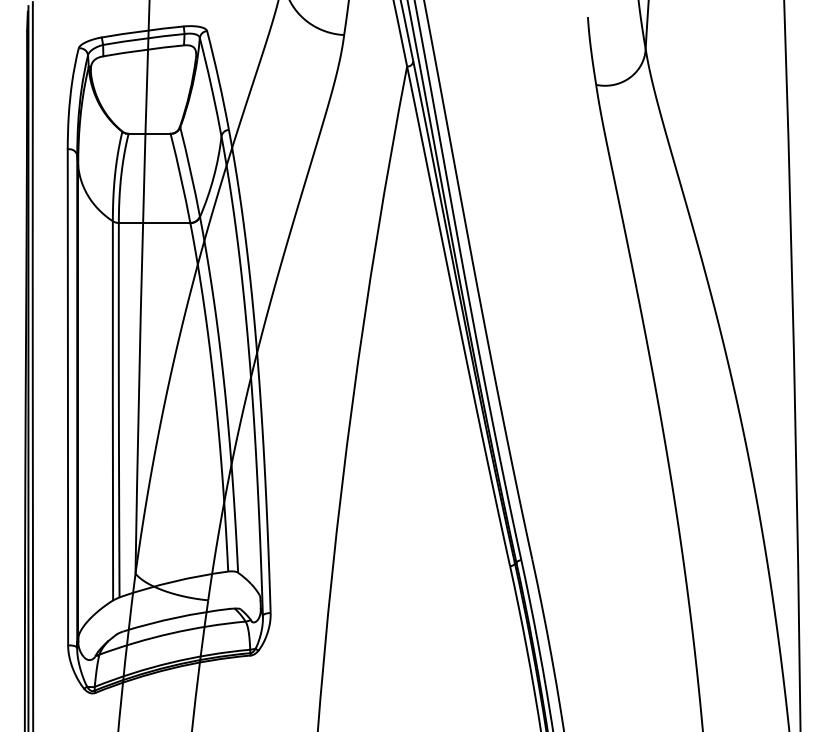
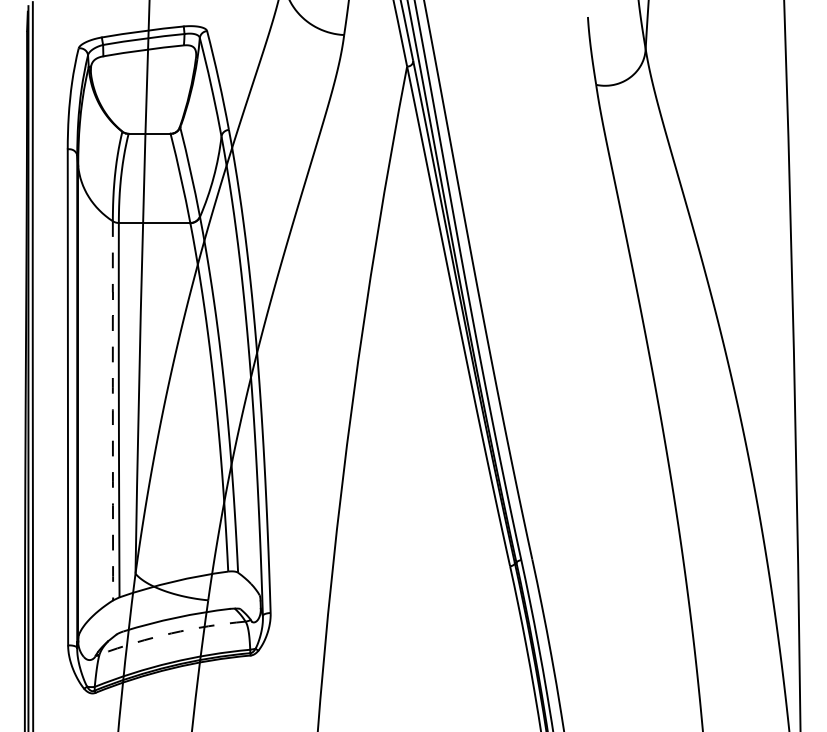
arc: solid -> dashed (112, 410)
arc: solid -> dashed (171, 633)
